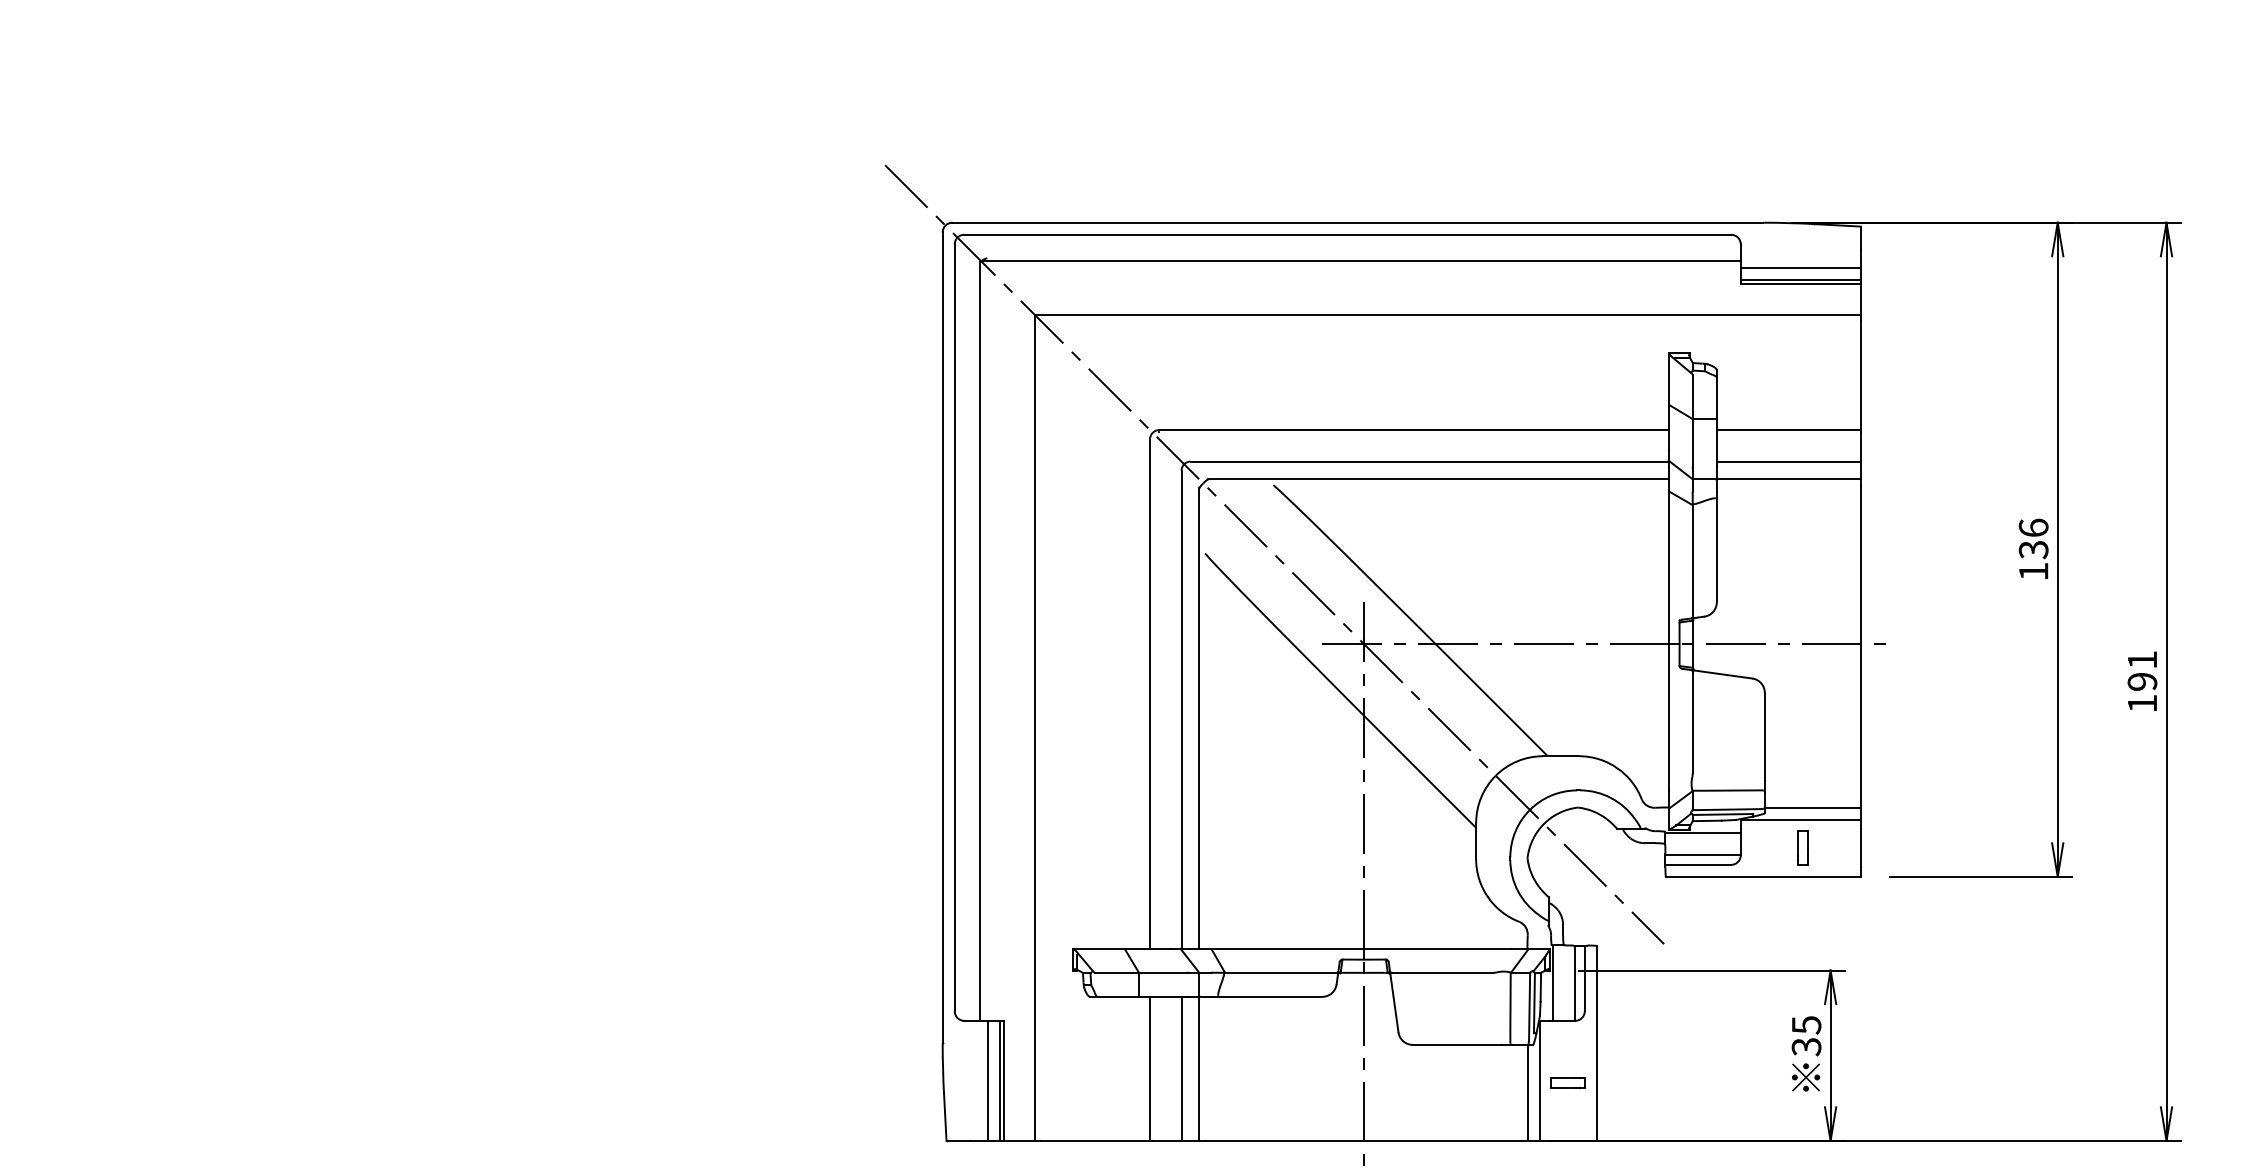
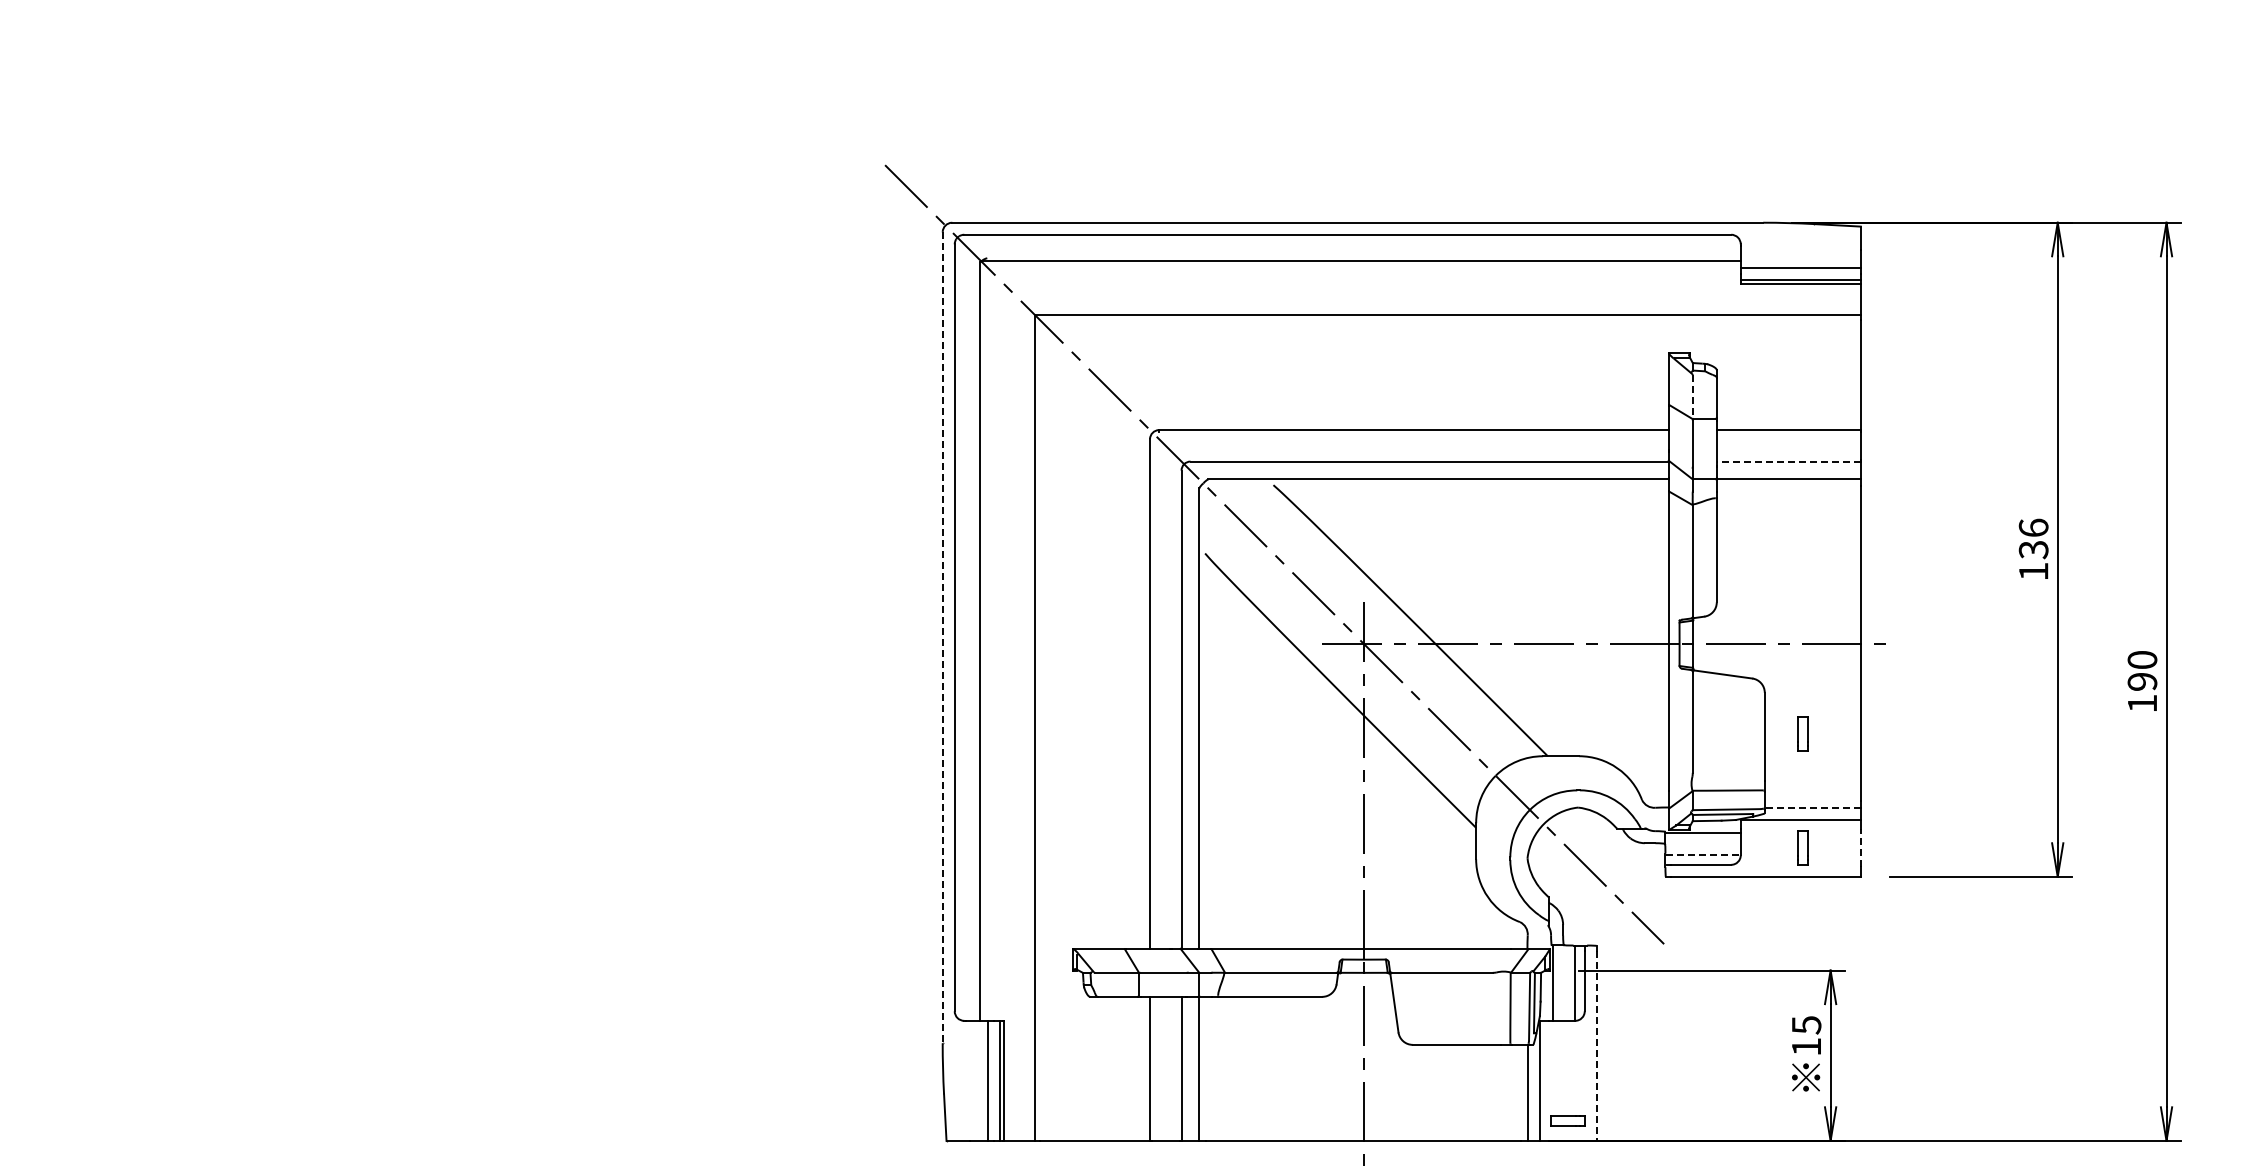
line: solid -> dashed (1692, 397)
line: solid -> dashed (1788, 462)
line: solid -> dashed (942, 638)
text: 191 -> 190 (2142, 659)
part: none -> present (1802, 733)
line: solid -> dashed (1812, 808)
line: solid -> dashed (1860, 847)
line: solid -> dashed (1703, 855)
line: solid -> dashed (1596, 1046)
text: 35 -> 15 (1806, 1047)
part position: (1567, 1082) -> (1567, 1120) (1567, 1120)
